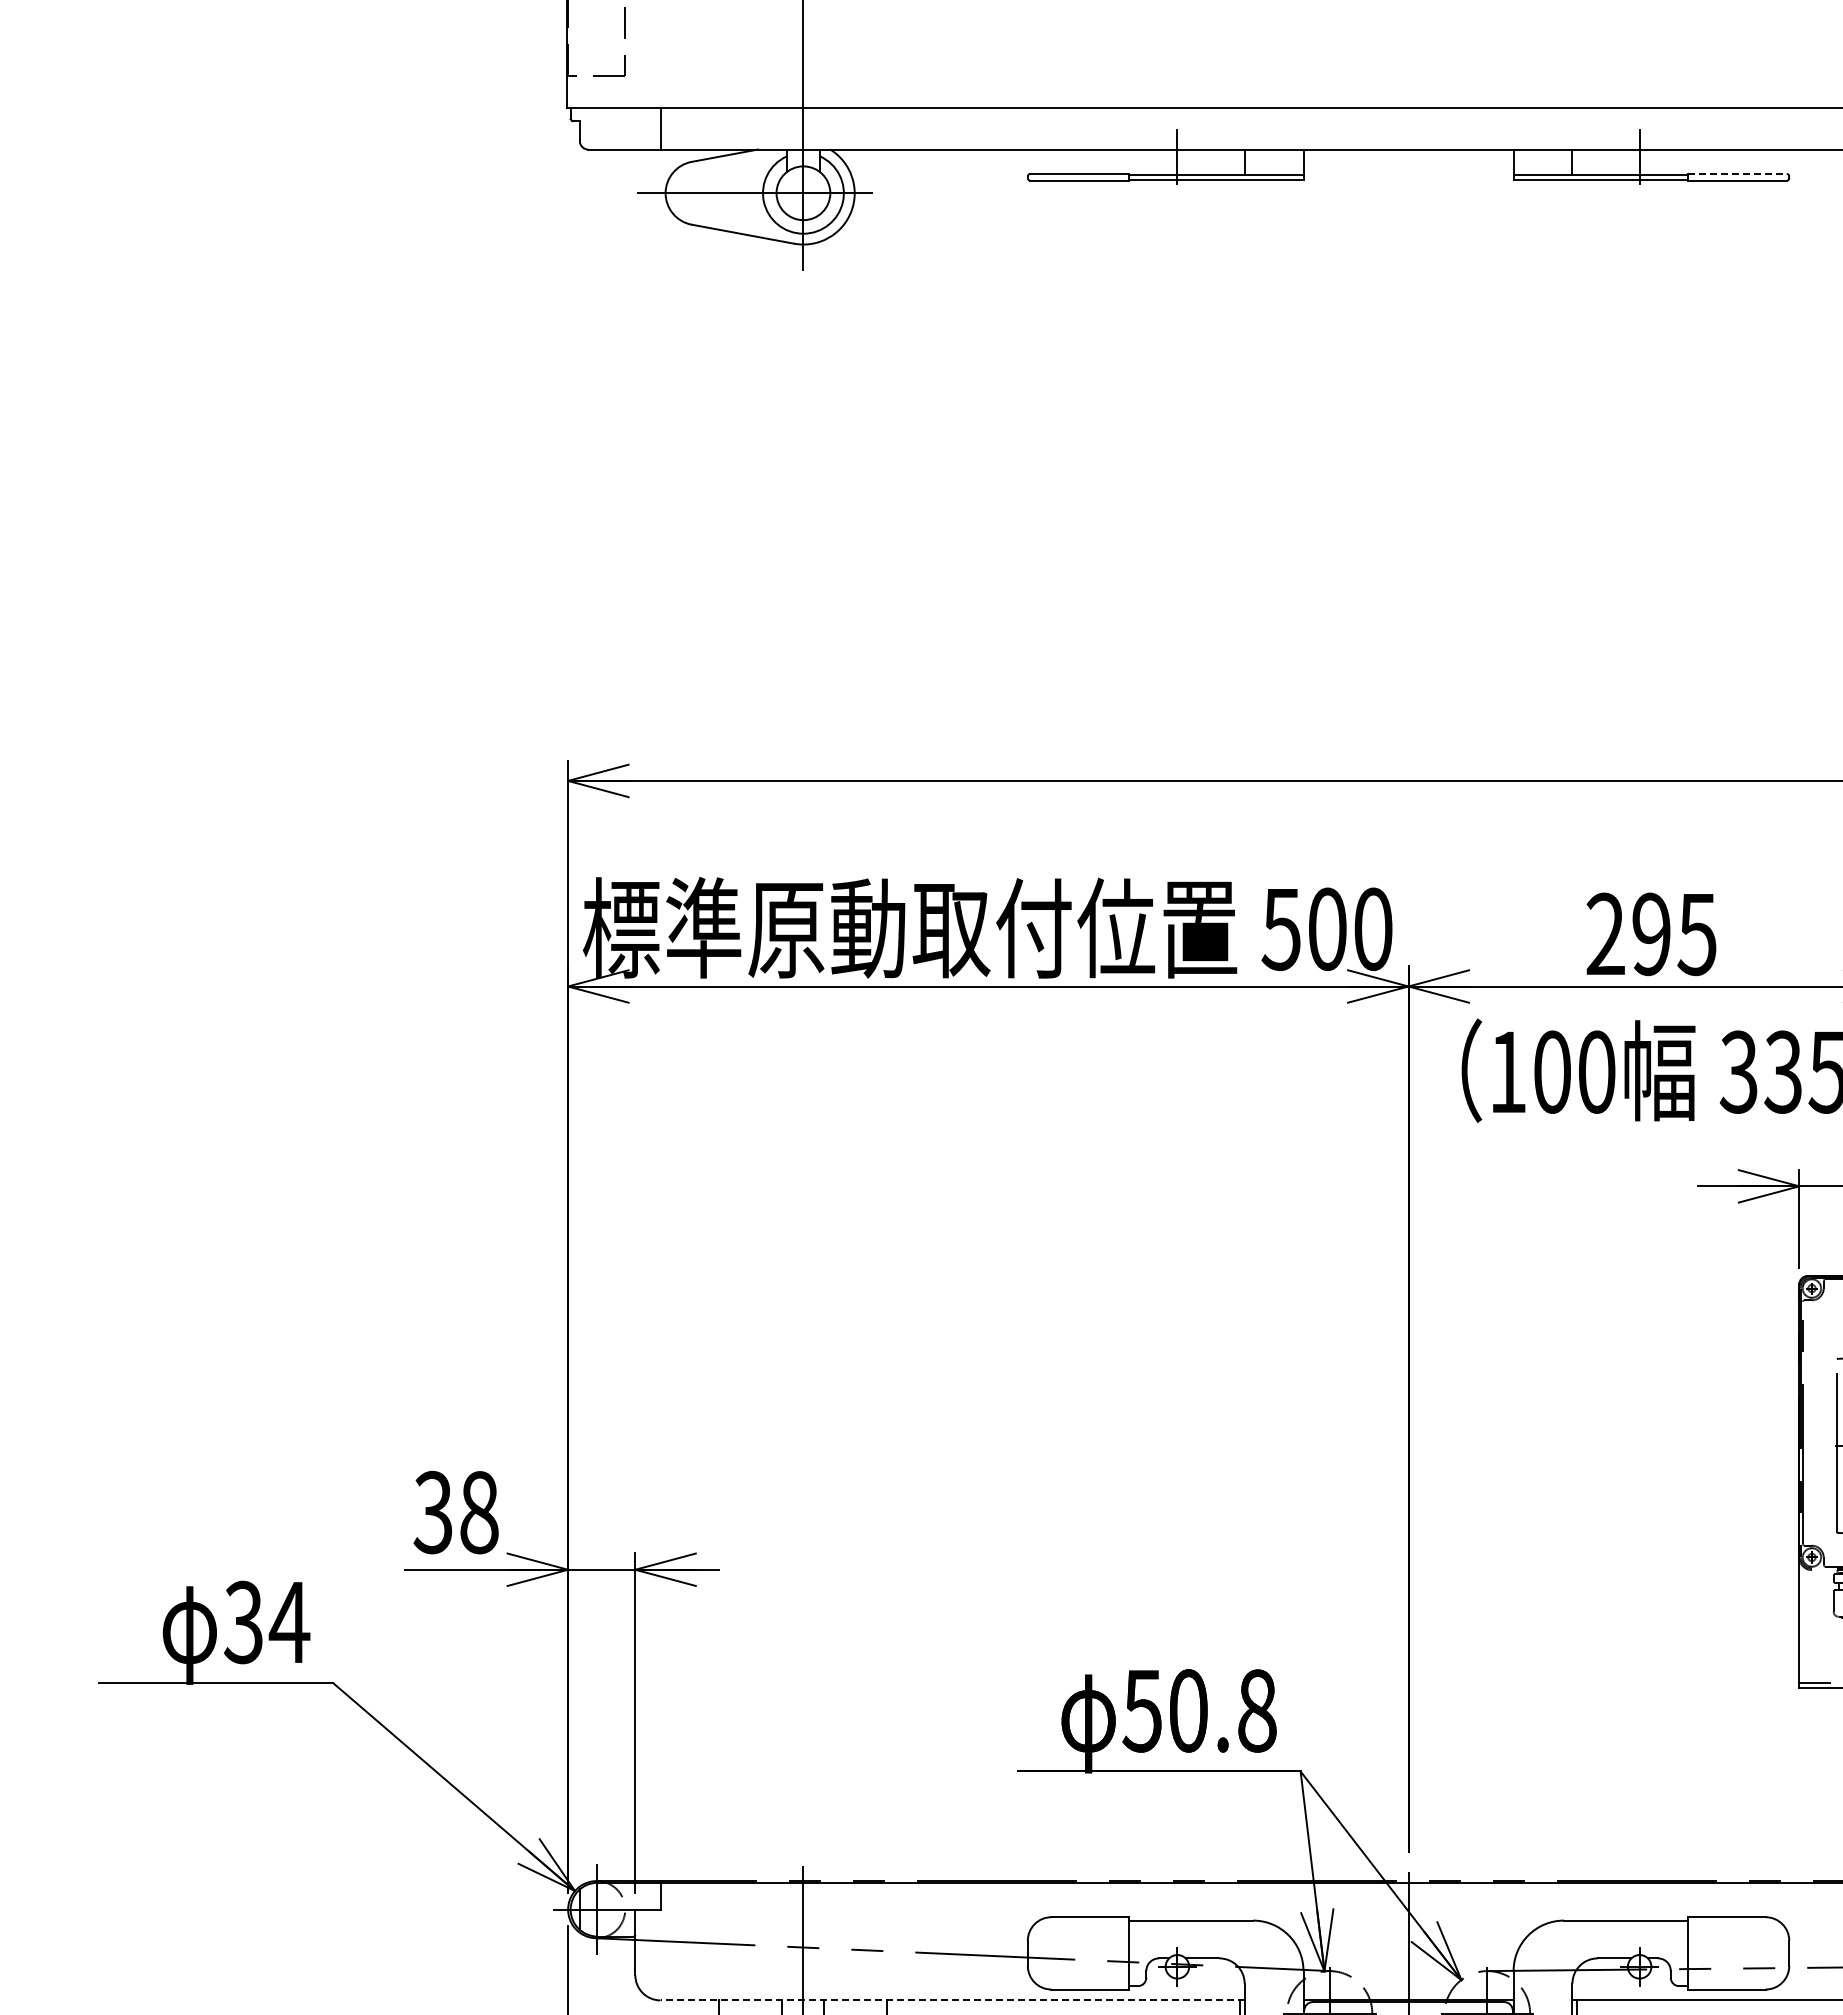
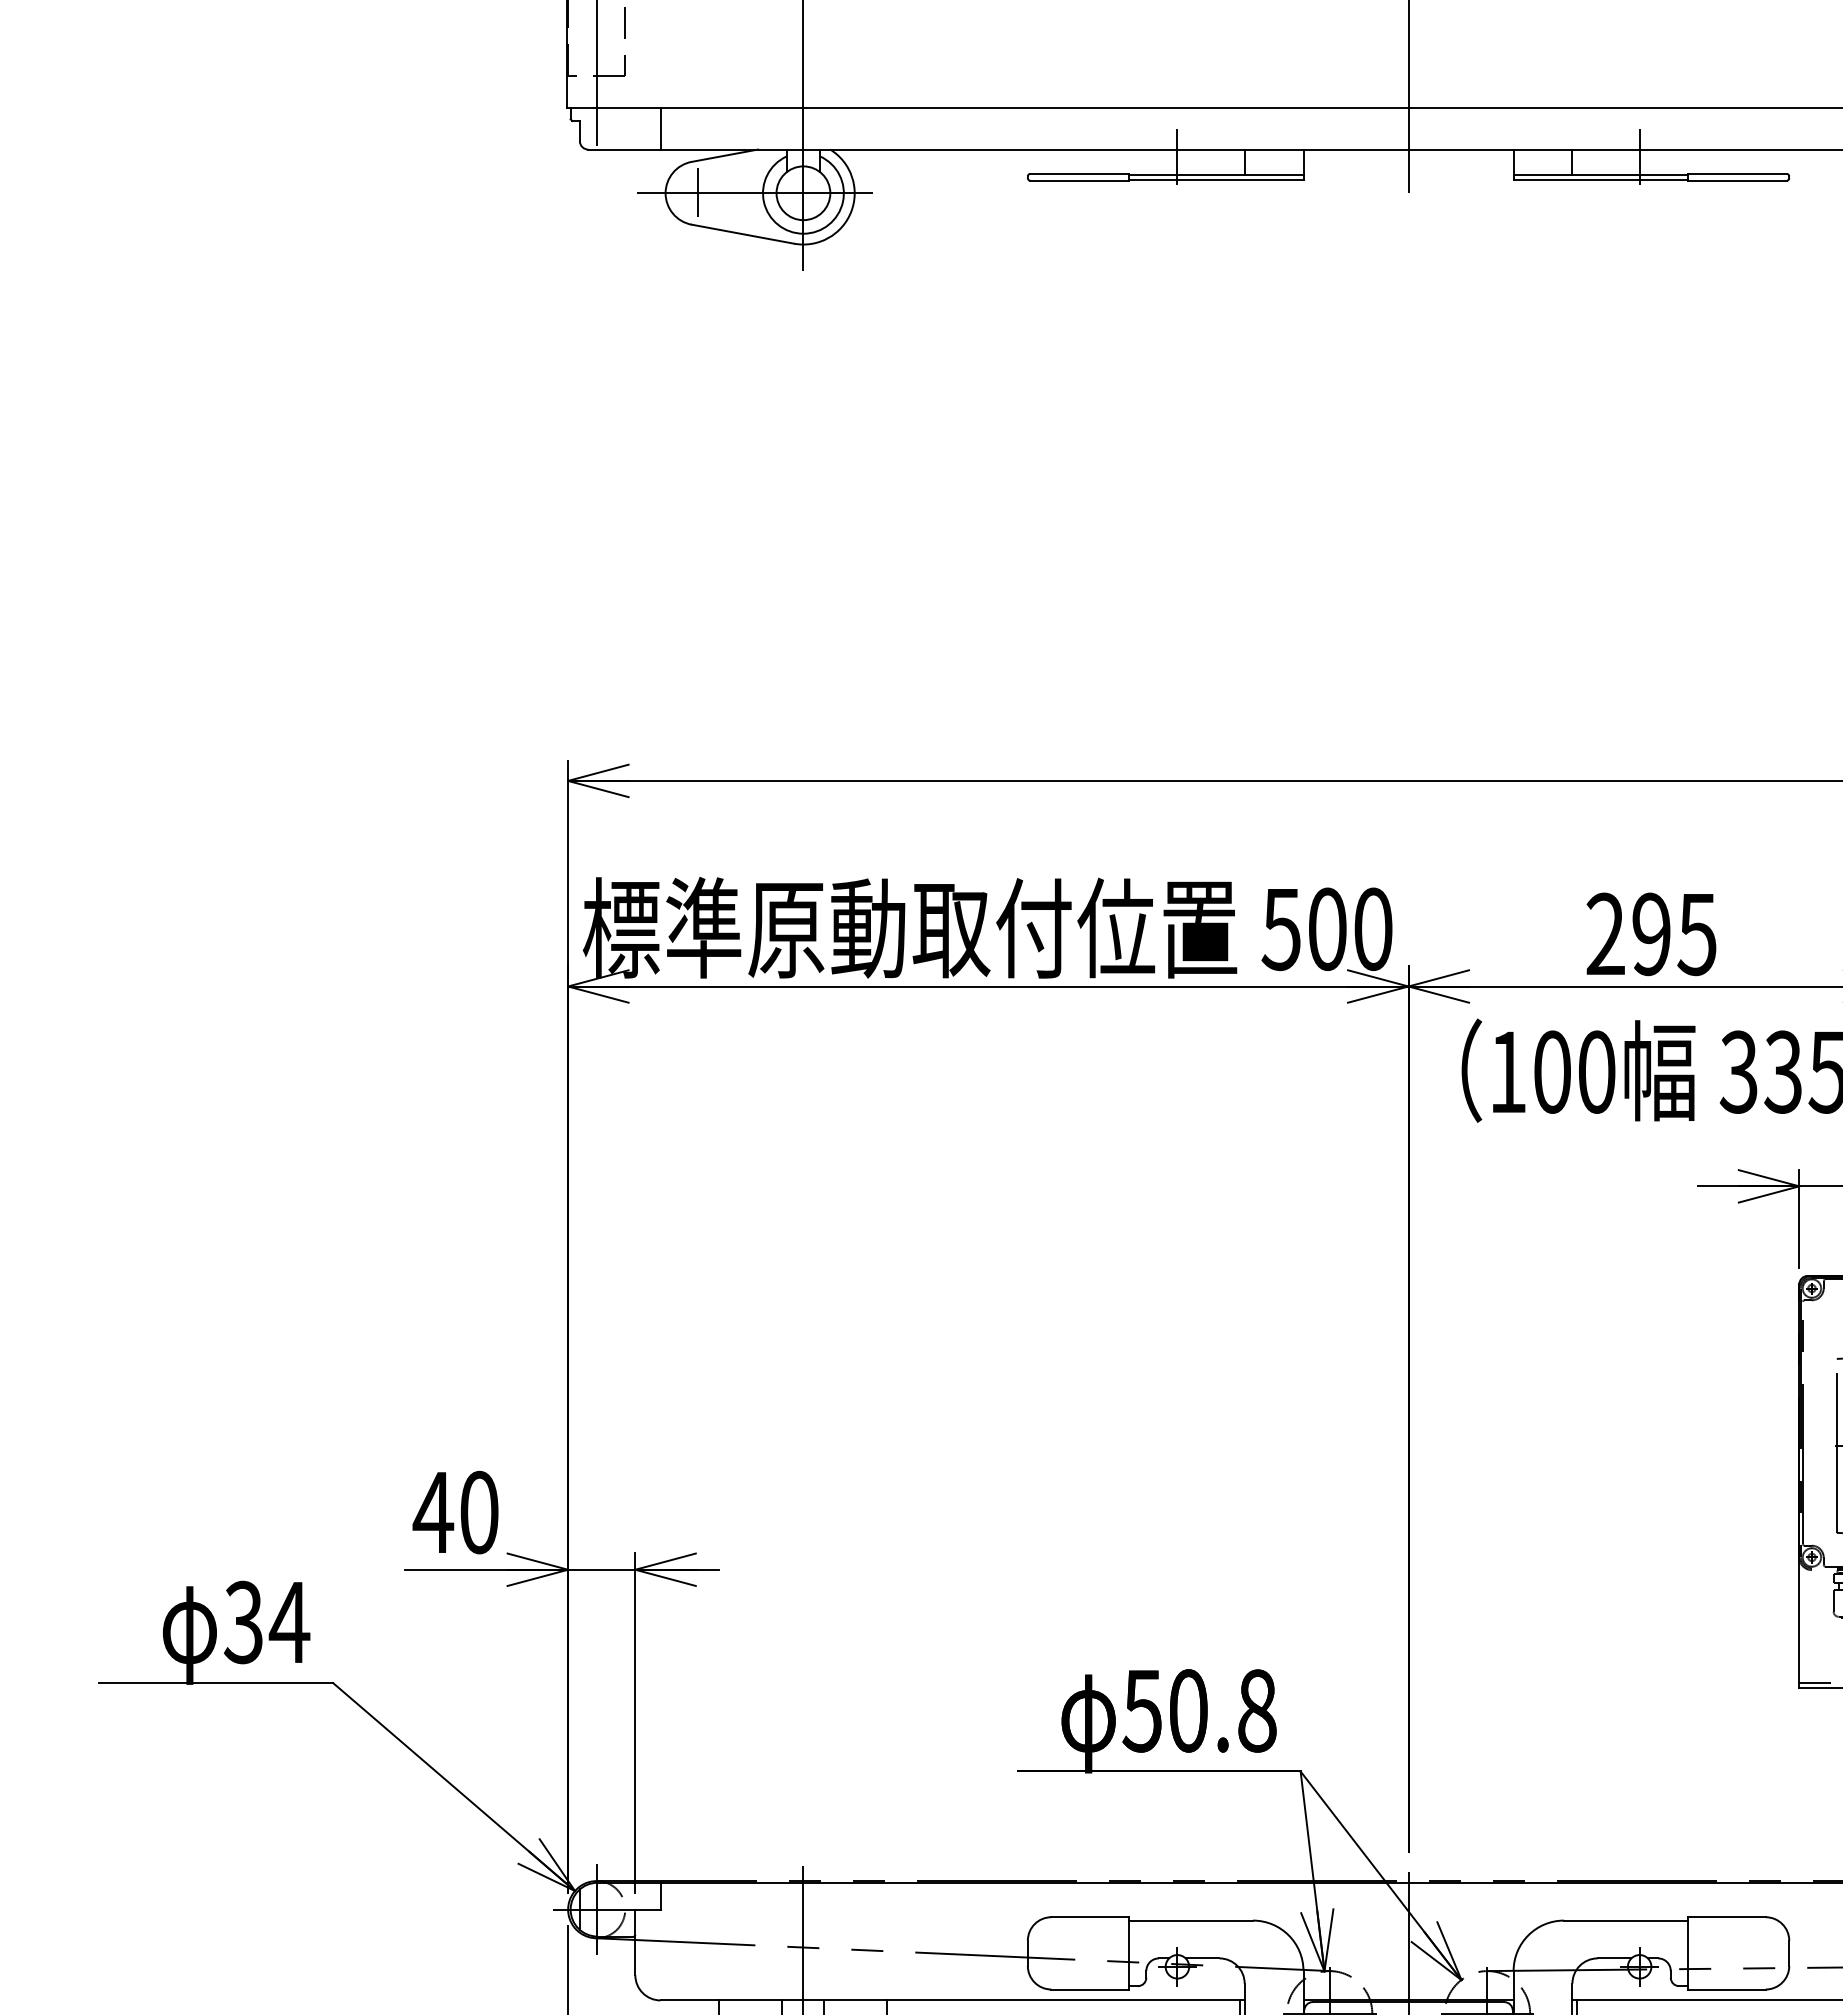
line: none -> present (596, 73)
line: none -> present (1408, 97)
line: dashed -> solid (1738, 173)
line: none -> present (697, 192)
text: 38 -> 40 (455, 1512)
line: dashed -> solid (952, 2000)
